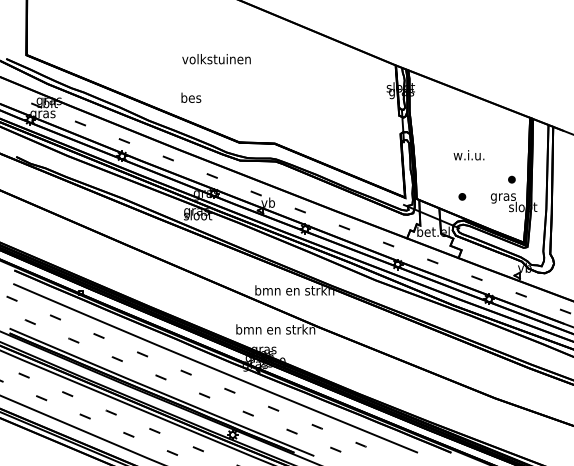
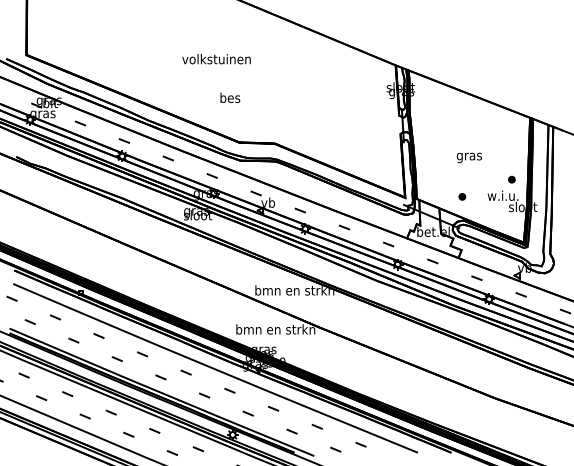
text position: (191, 97) -> (230, 97) (230, 97)
text: w.i.u. -> gras (468, 156)
text: gras -> w.i.u. (502, 196)
